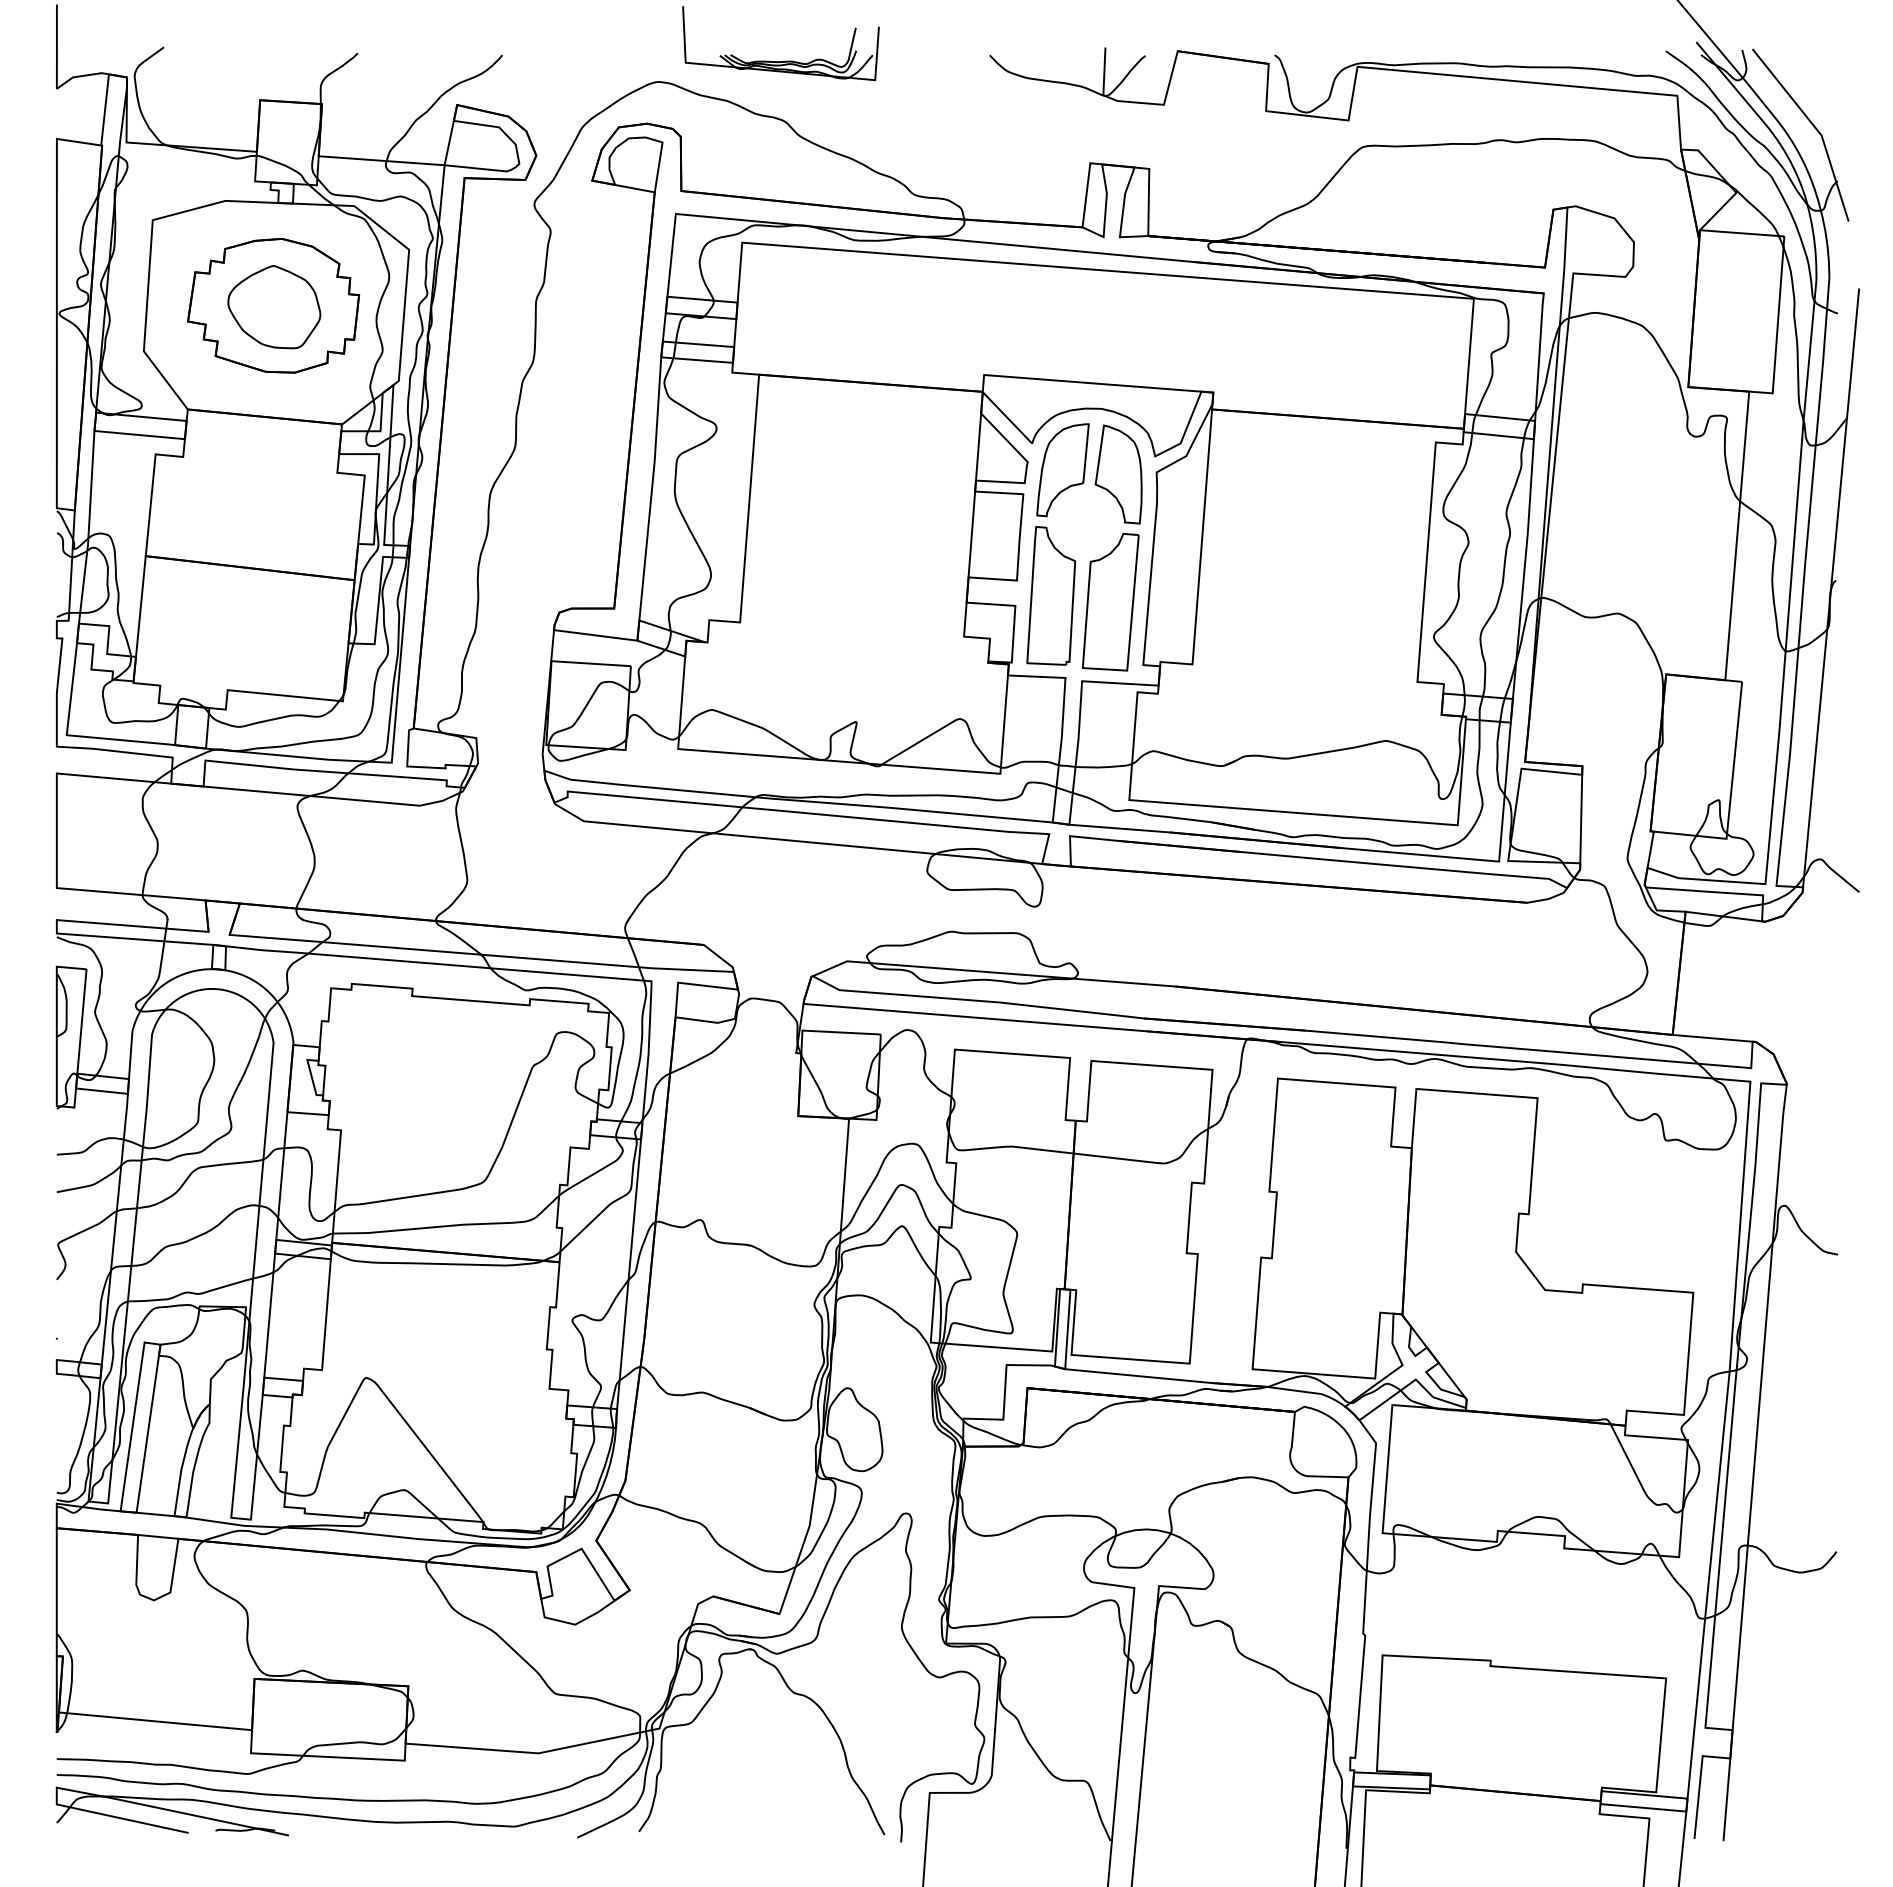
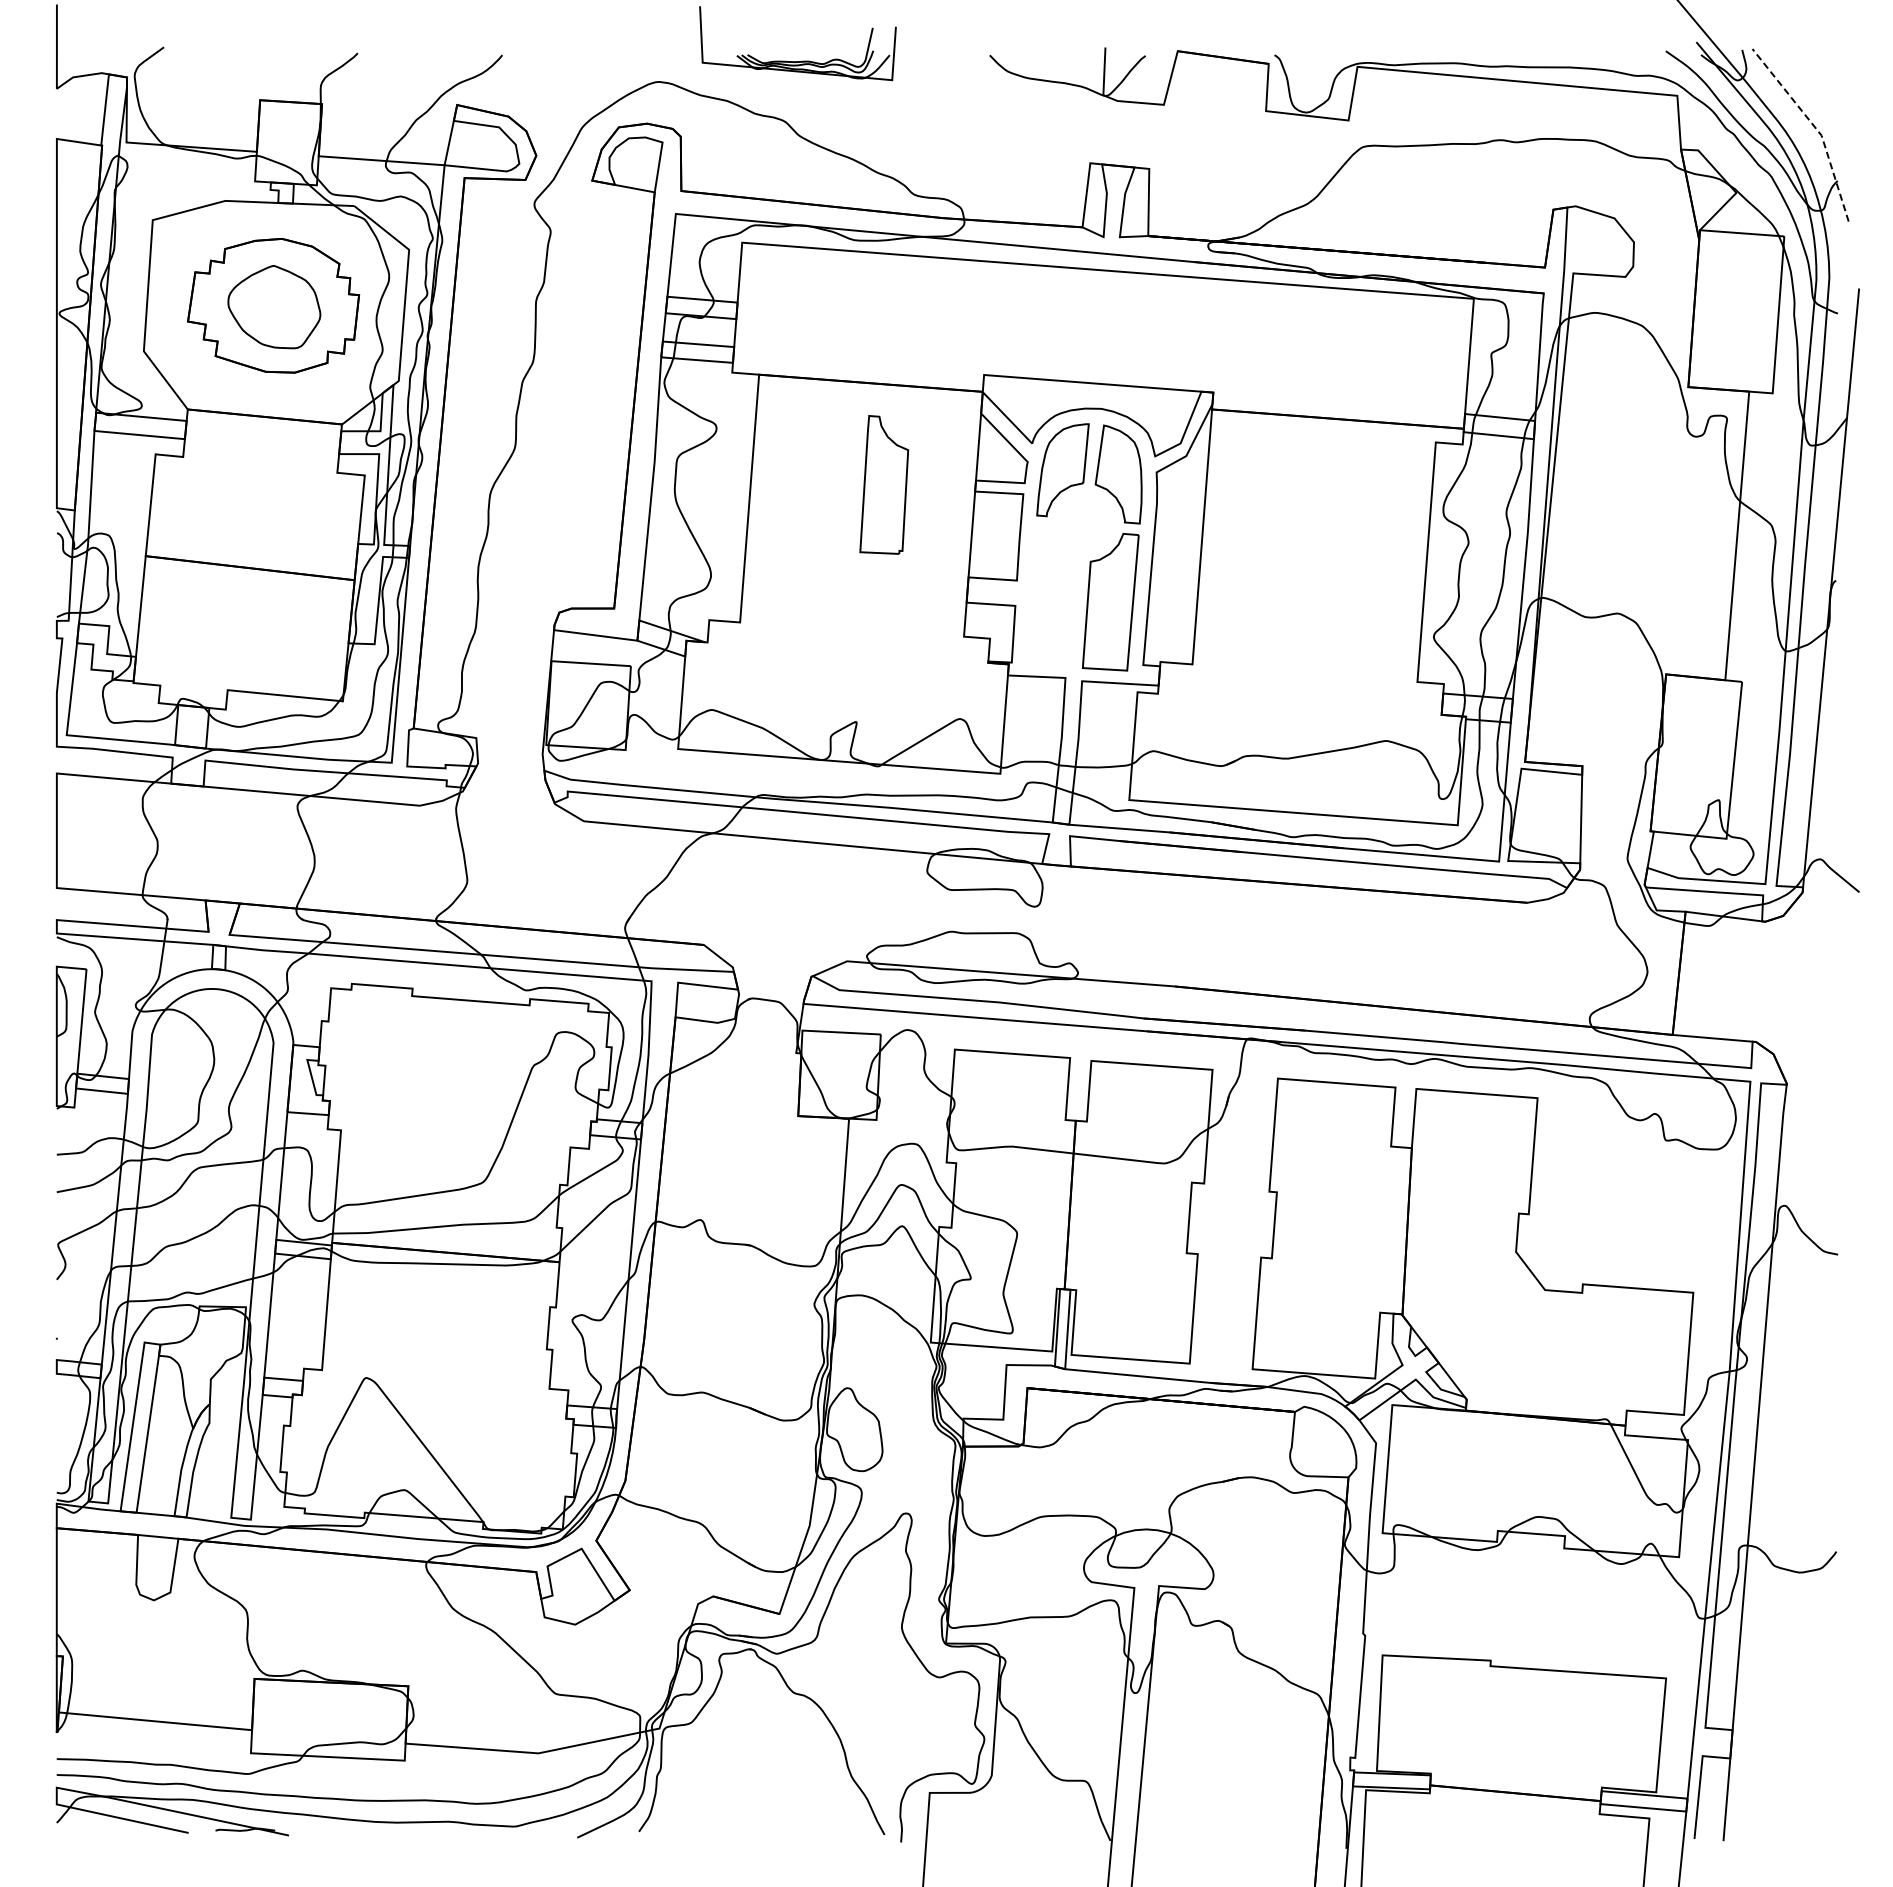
part position: (785, 60) -> (802, 60) (802, 60)
line: solid -> dashed (1815, 127)
part position: (1051, 595) -> (884, 484) (884, 484)
